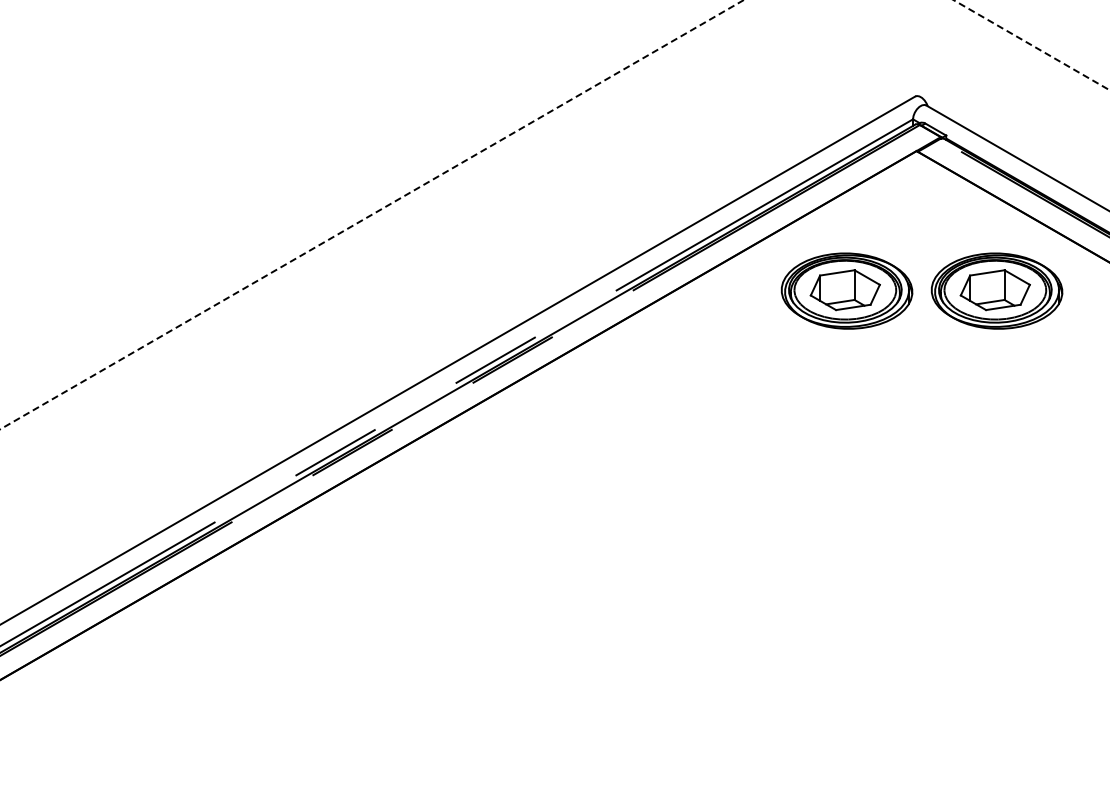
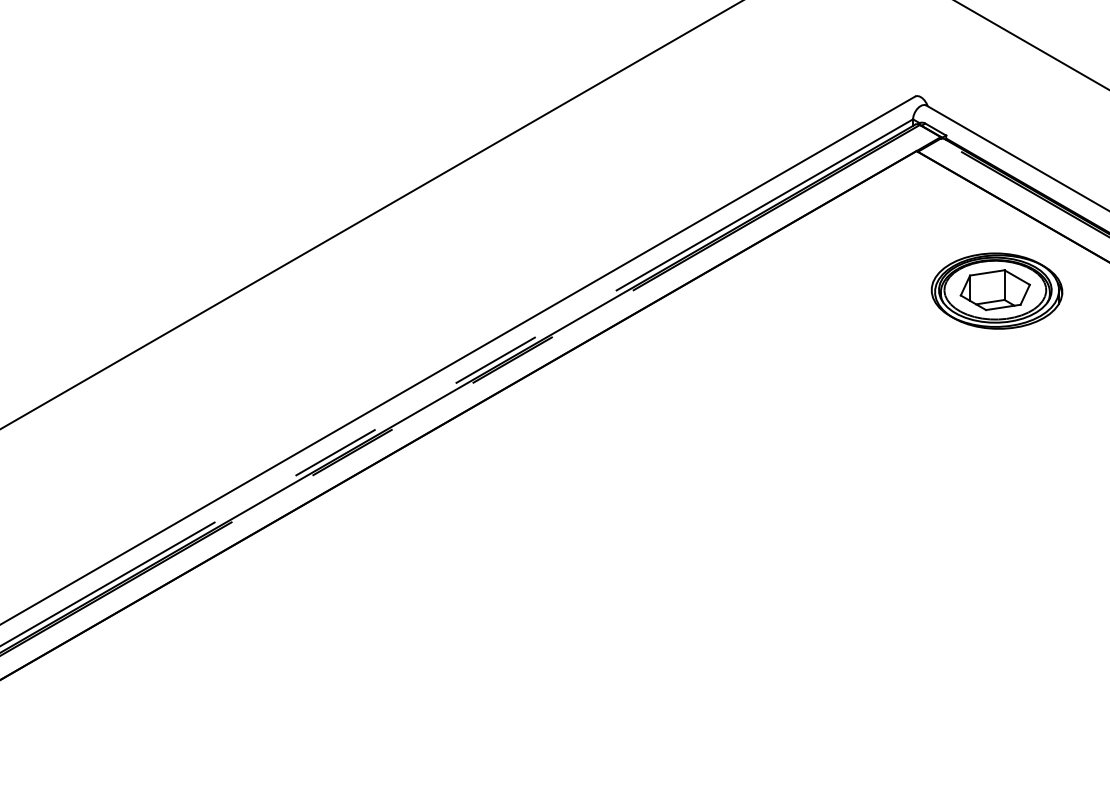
line: dashed -> solid (1031, 45)
line: dashed -> solid (371, 215)
part: present -> none (846, 290)
